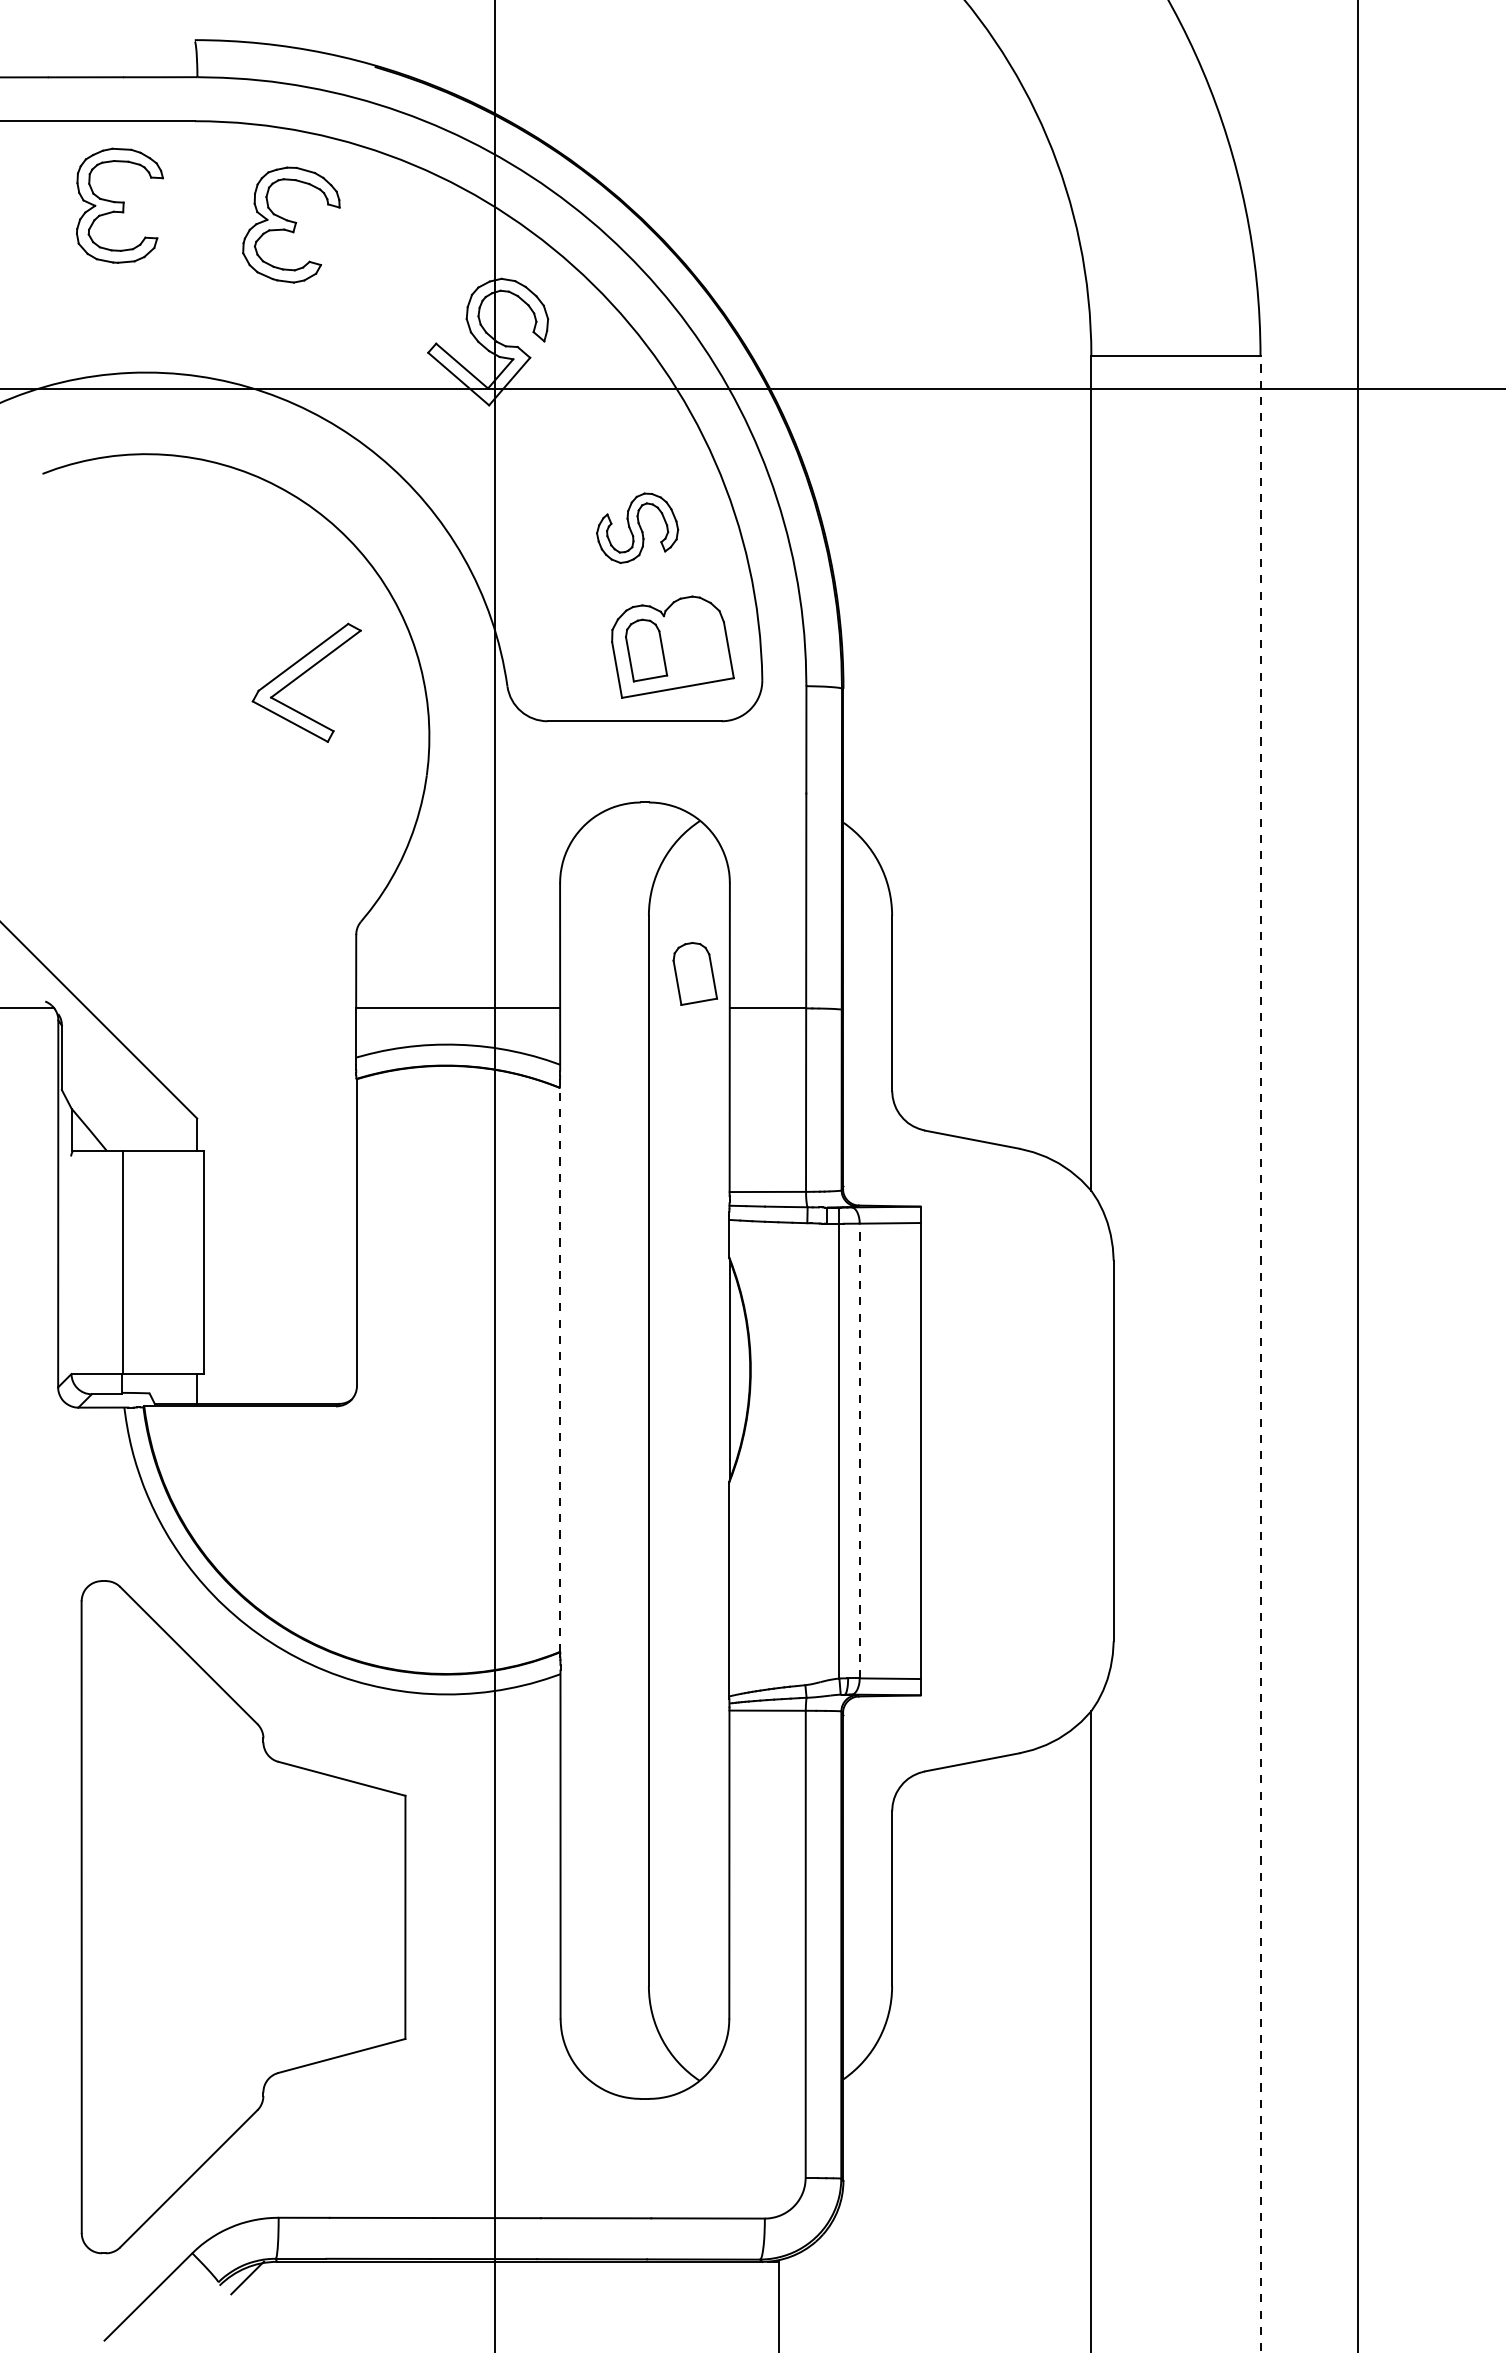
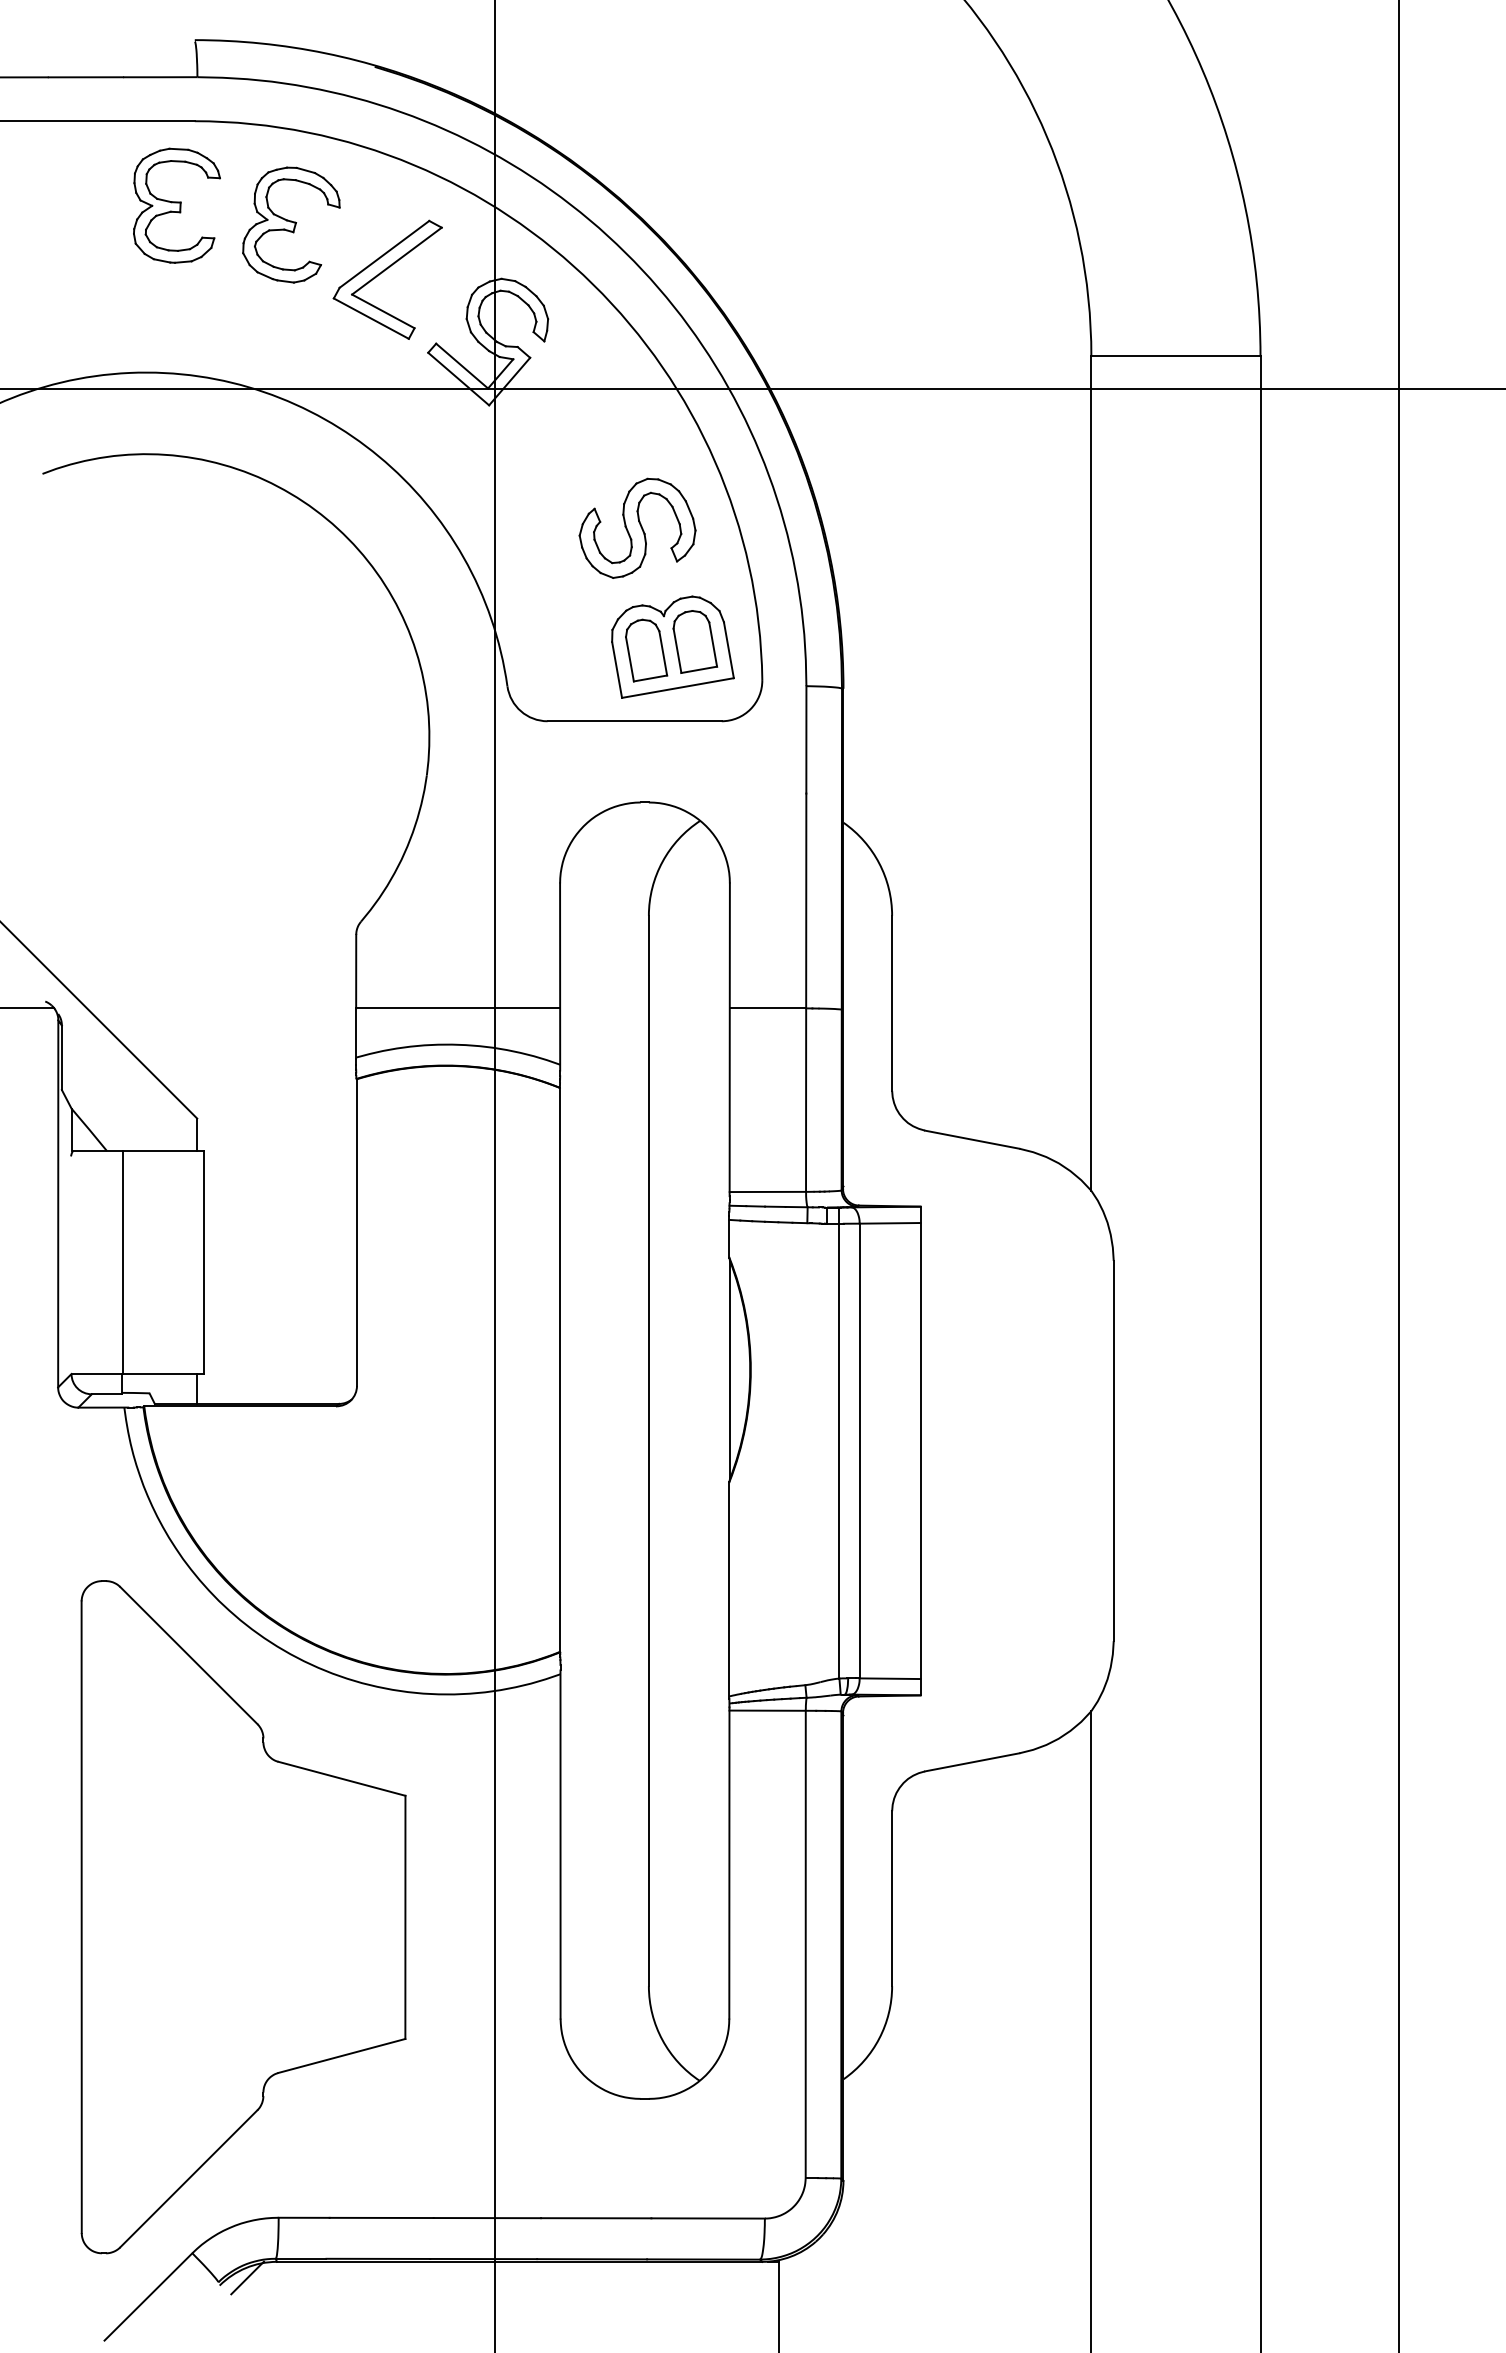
part position: (119, 205) -> (176, 205) (176, 205)
part size: 84x72 px -> 119x102 px (637, 527)
part position: (301, 676) -> (382, 273) (382, 273)
part position: (695, 973) -> (695, 641) (695, 641)
line position: (1357, 1175) -> (1398, 1175) (1398, 1175)
line: dashed -> solid (1260, 1354)
line: dashed -> solid (559, 1369)
line: dashed -> solid (859, 1450)
